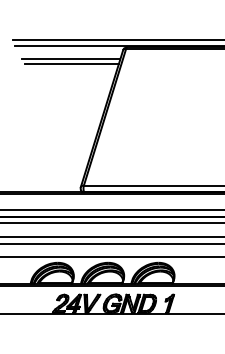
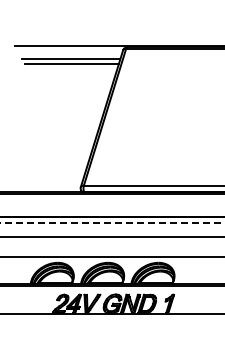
line: present -> none (116, 40)
line: present -> none (111, 210)
line: solid -> dashed (112, 223)
line: present -> none (111, 243)
